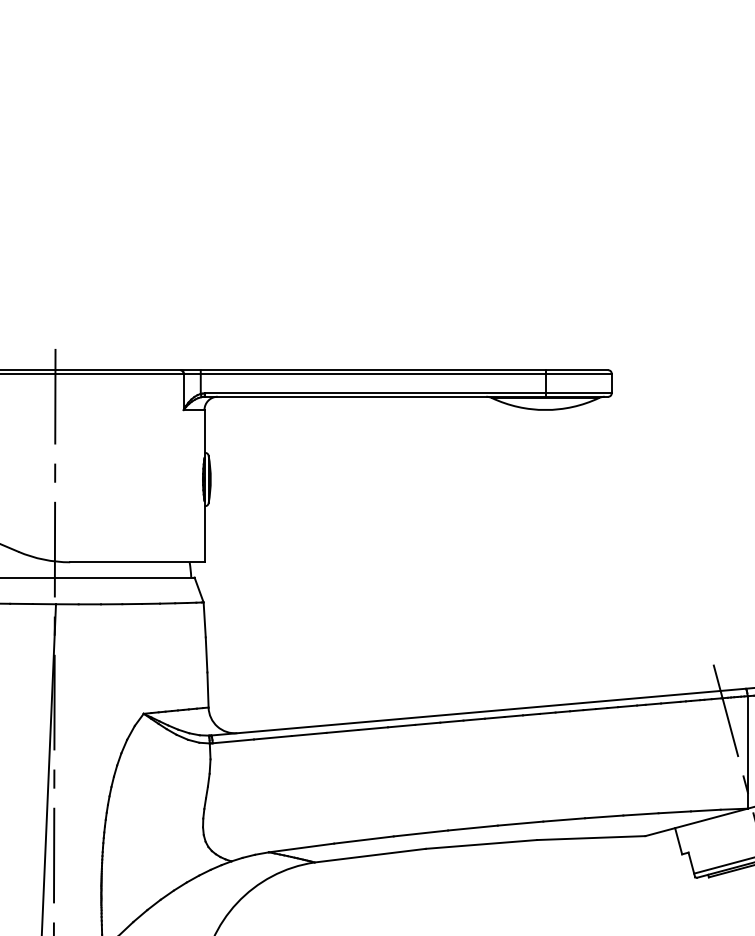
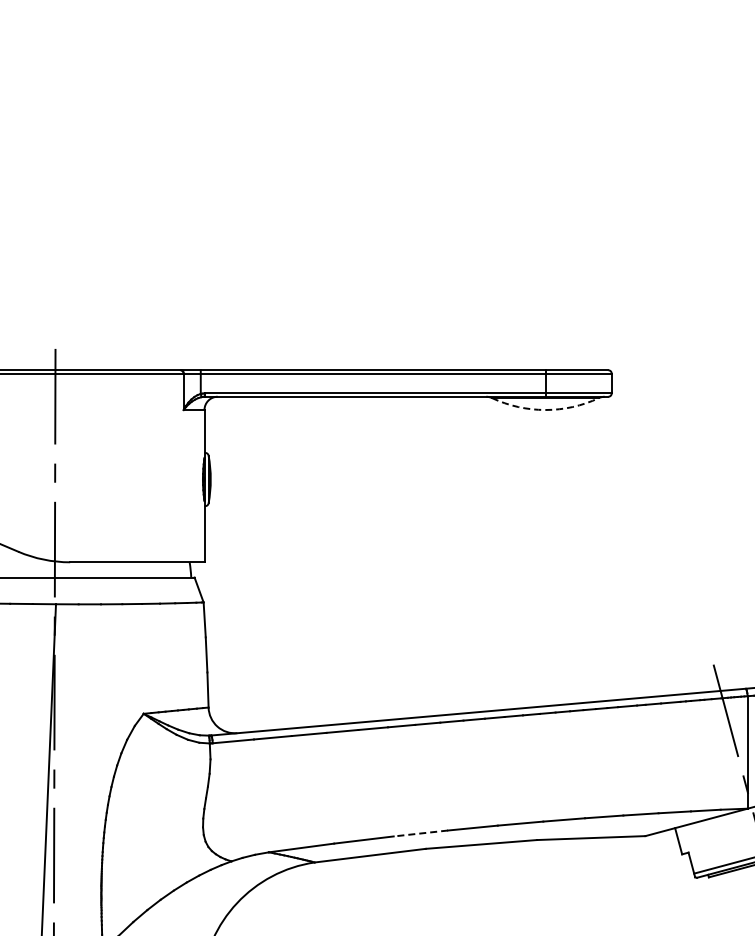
arc: solid -> dashed (545, 410)
line: solid -> dashed (420, 833)
